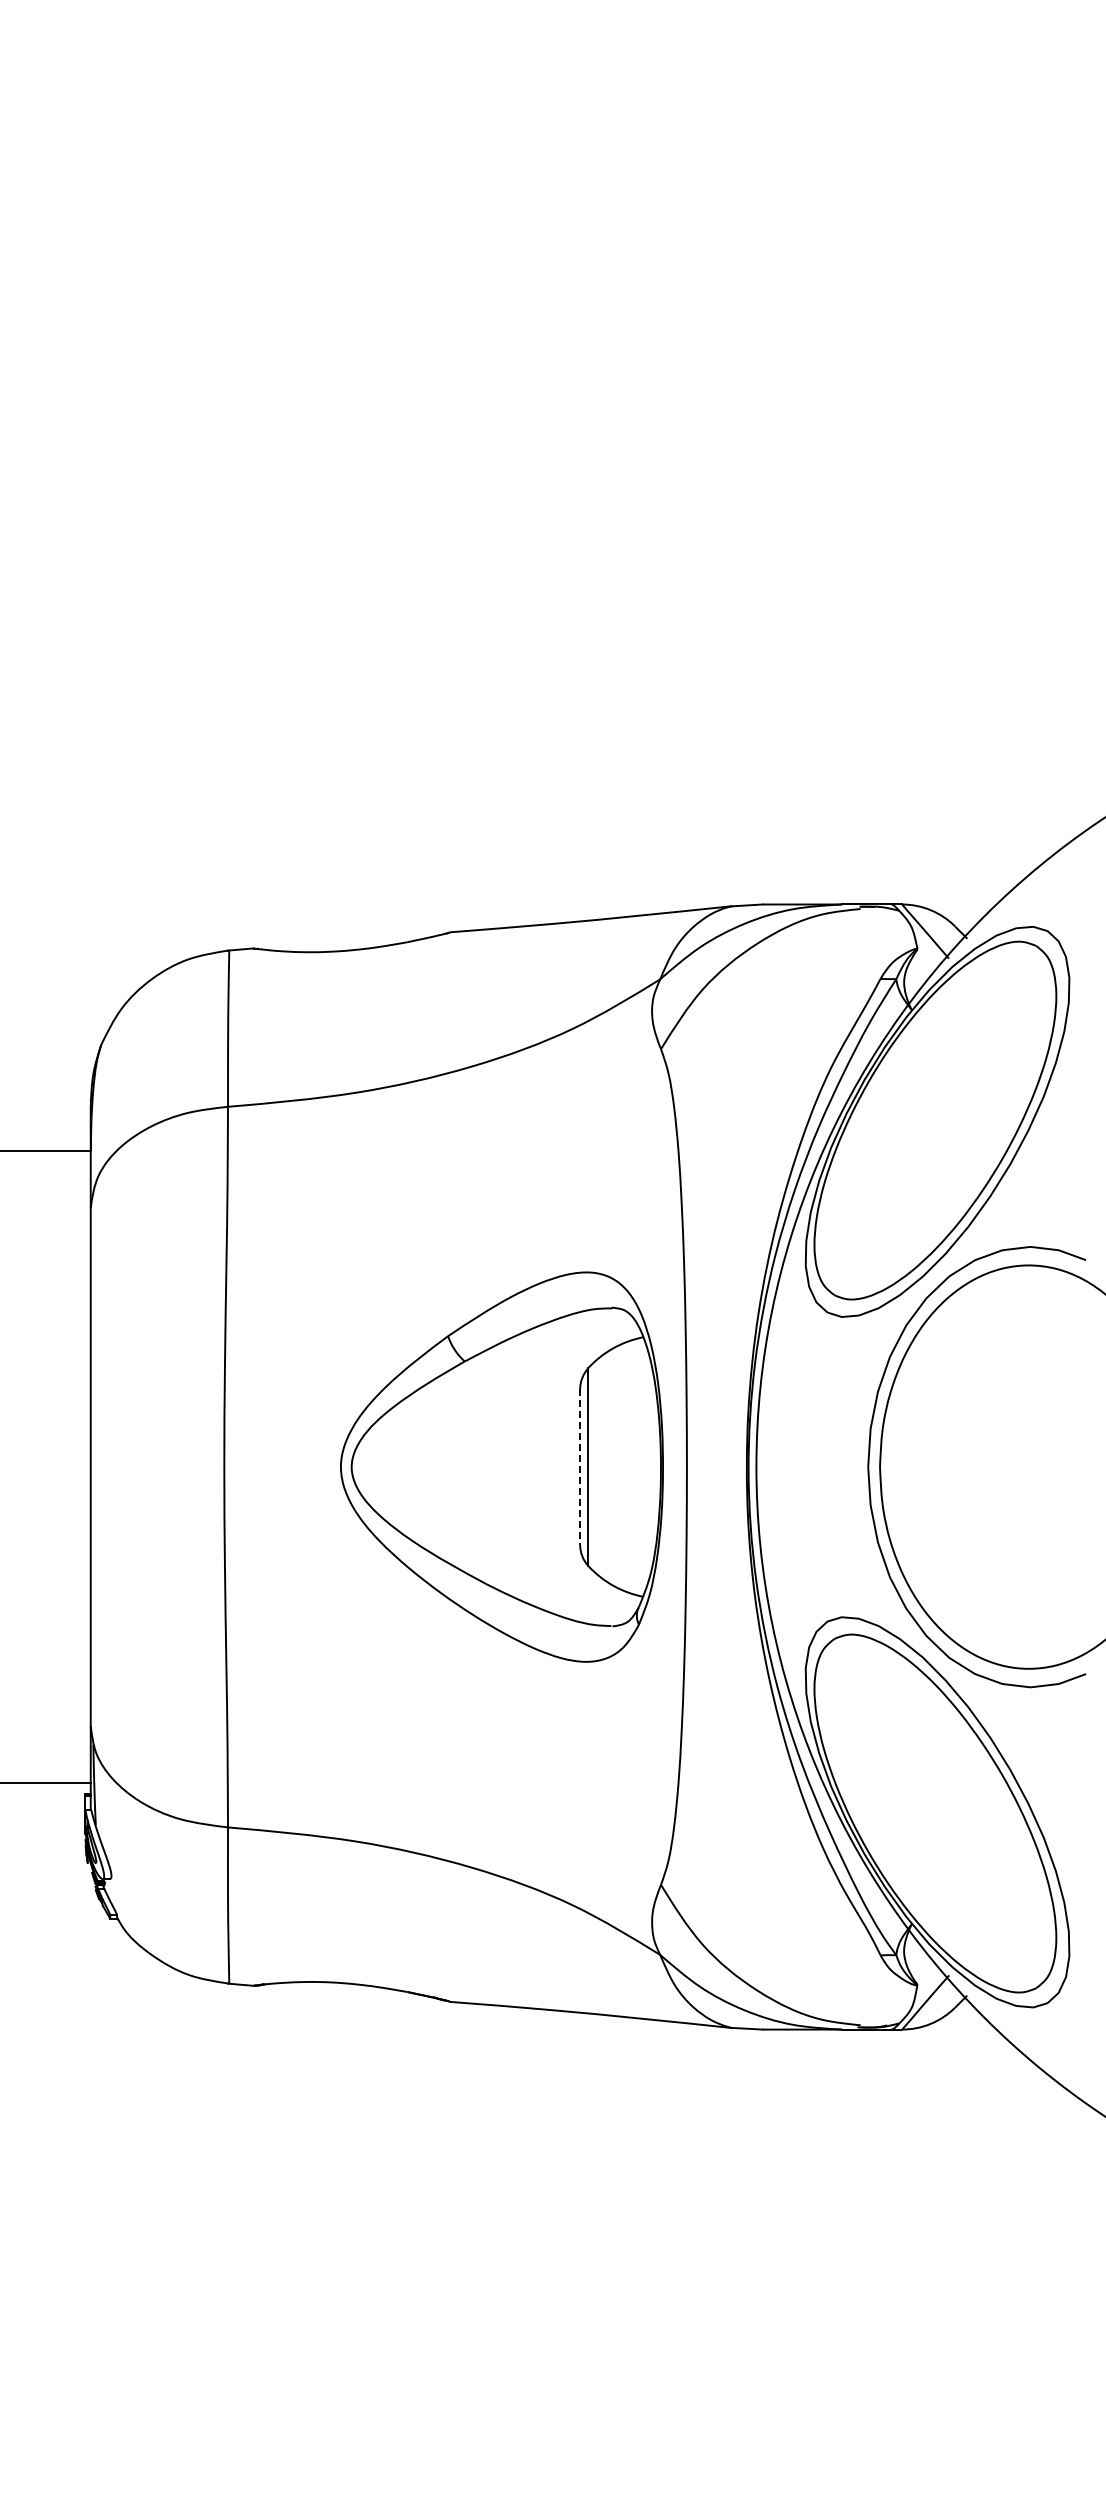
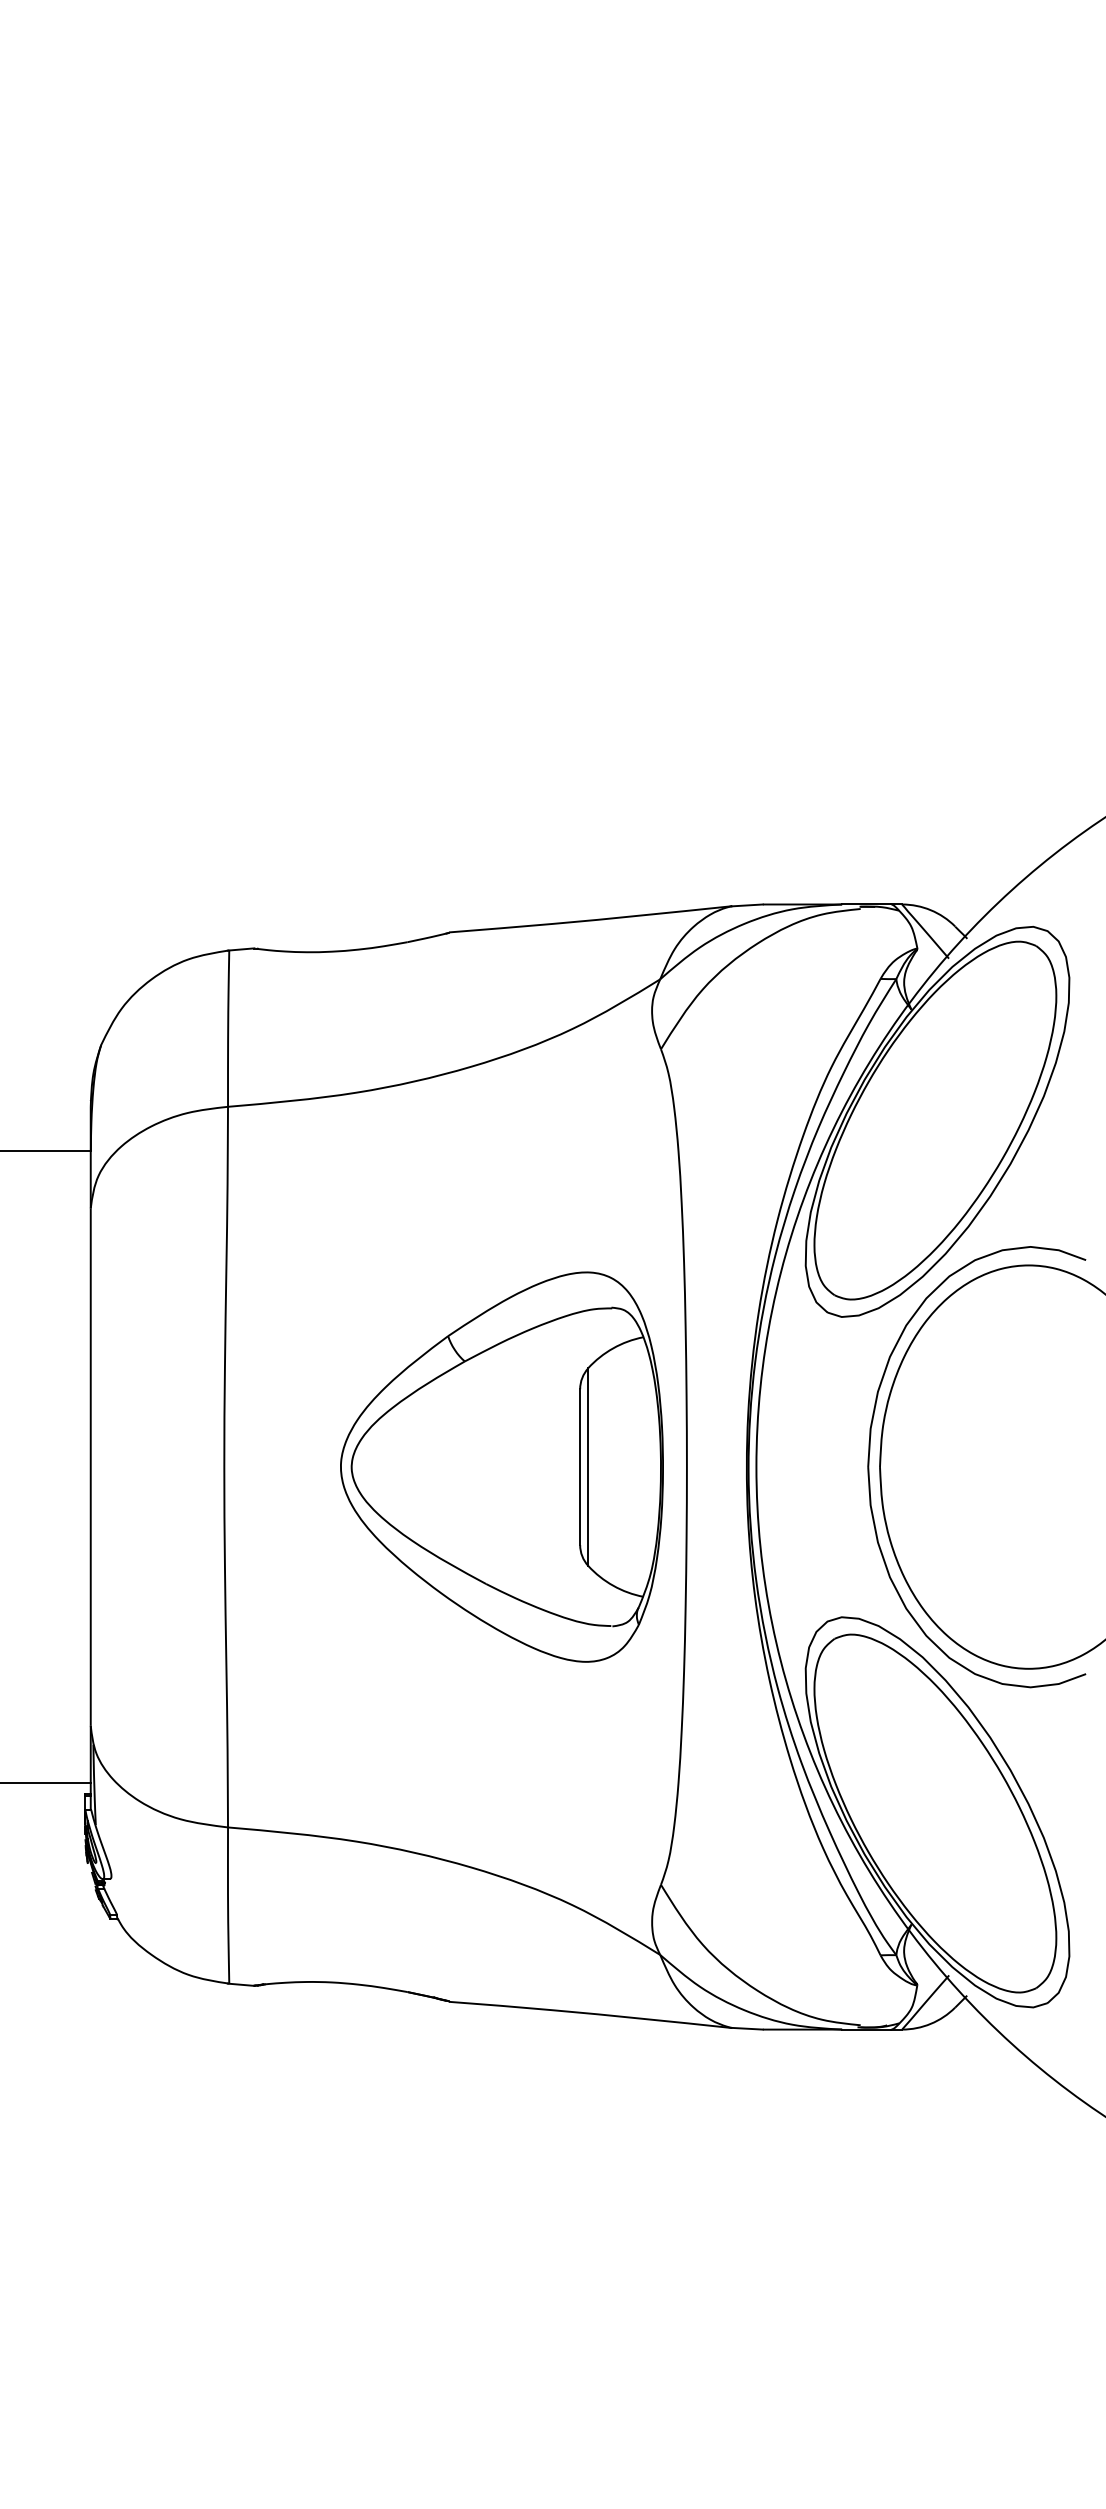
line: dashed -> solid (580, 1467)
